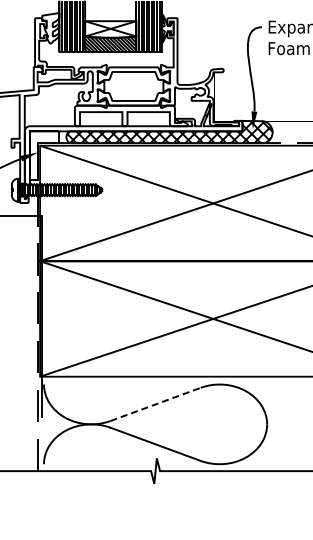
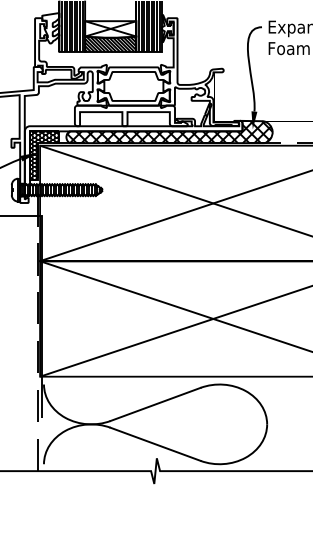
hatch: none -> present (44, 155)
line: dashed -> solid (156, 404)
